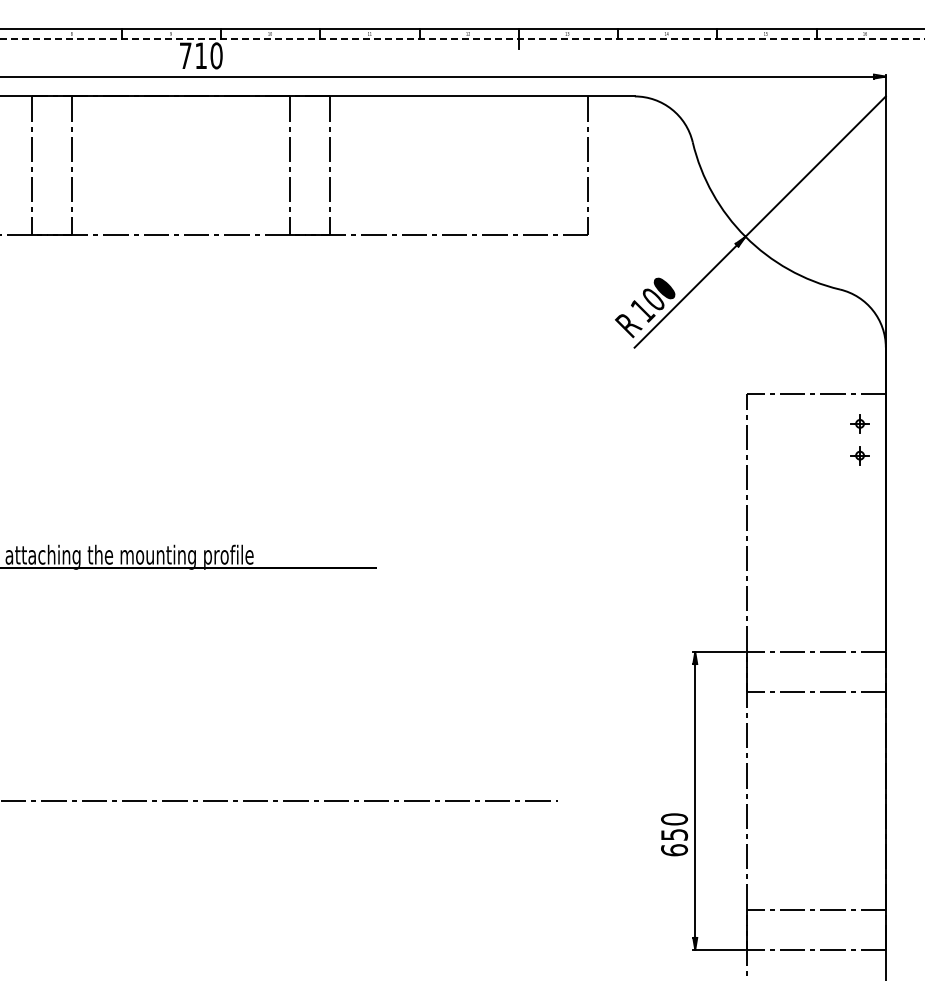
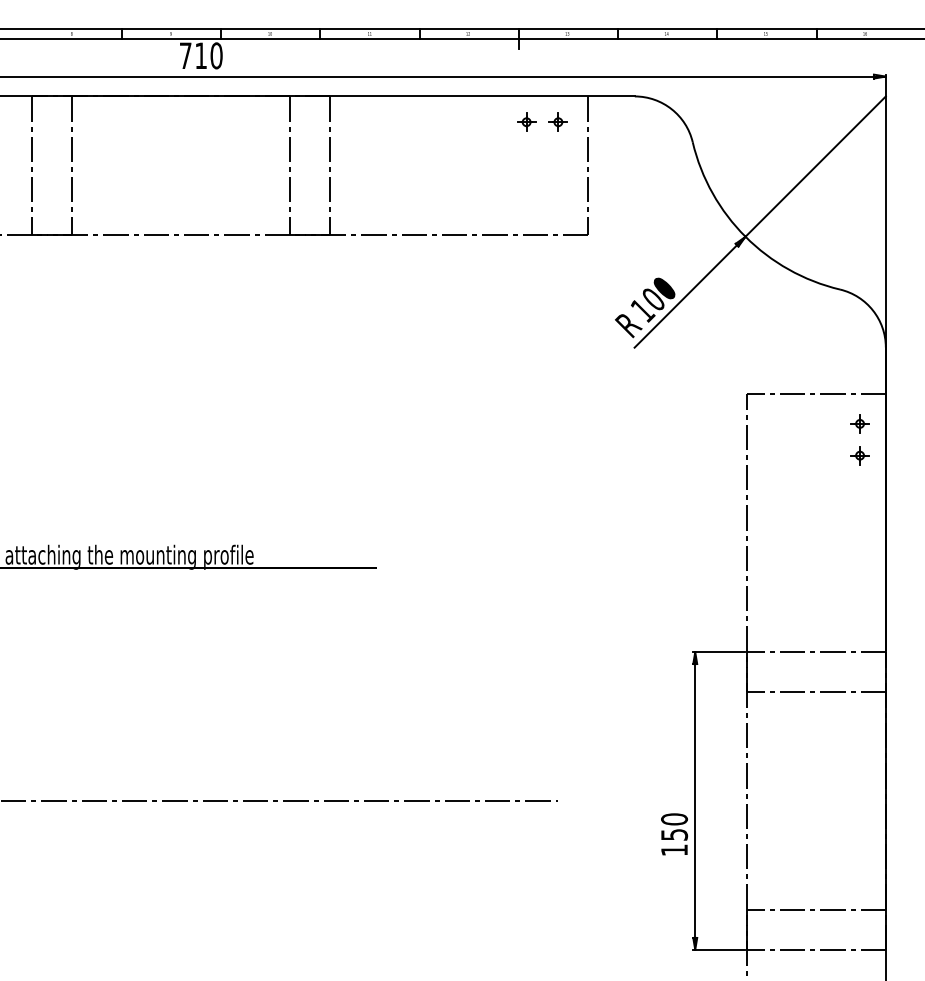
line: dashed -> solid (462, 39)
part: none -> present (526, 121)
part: none -> present (557, 121)
text: 650 -> 150 (674, 850)
